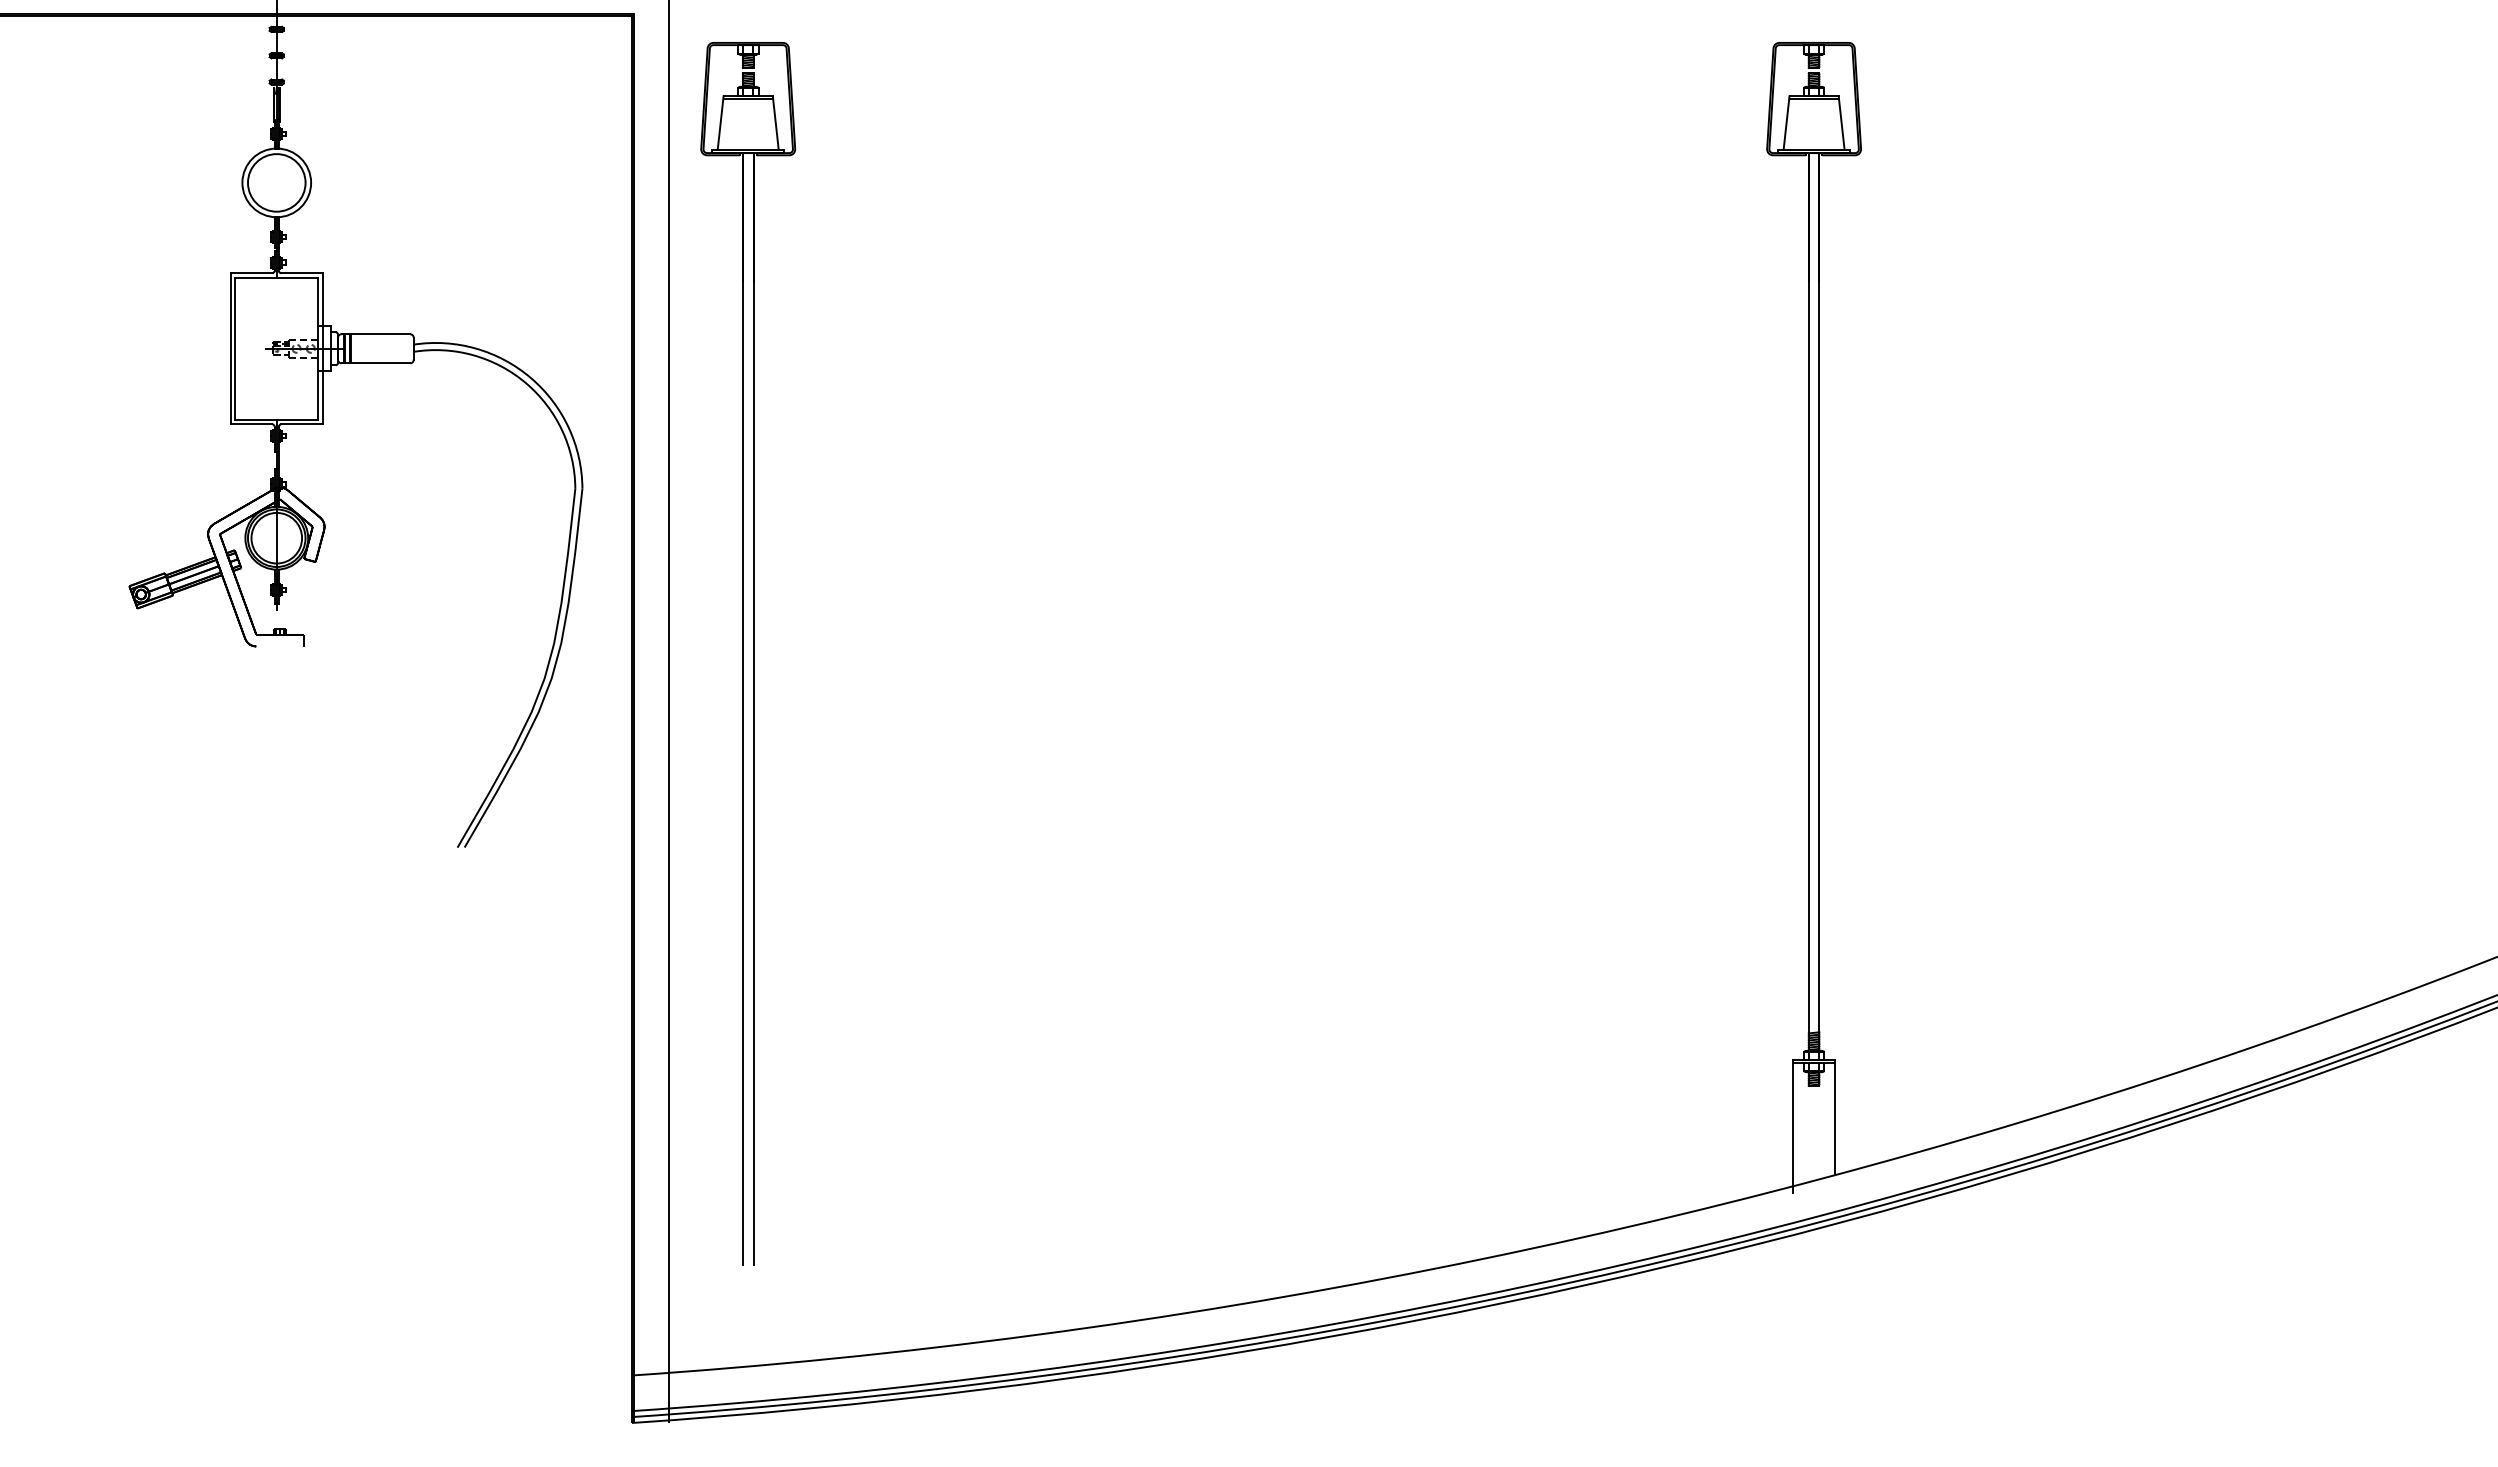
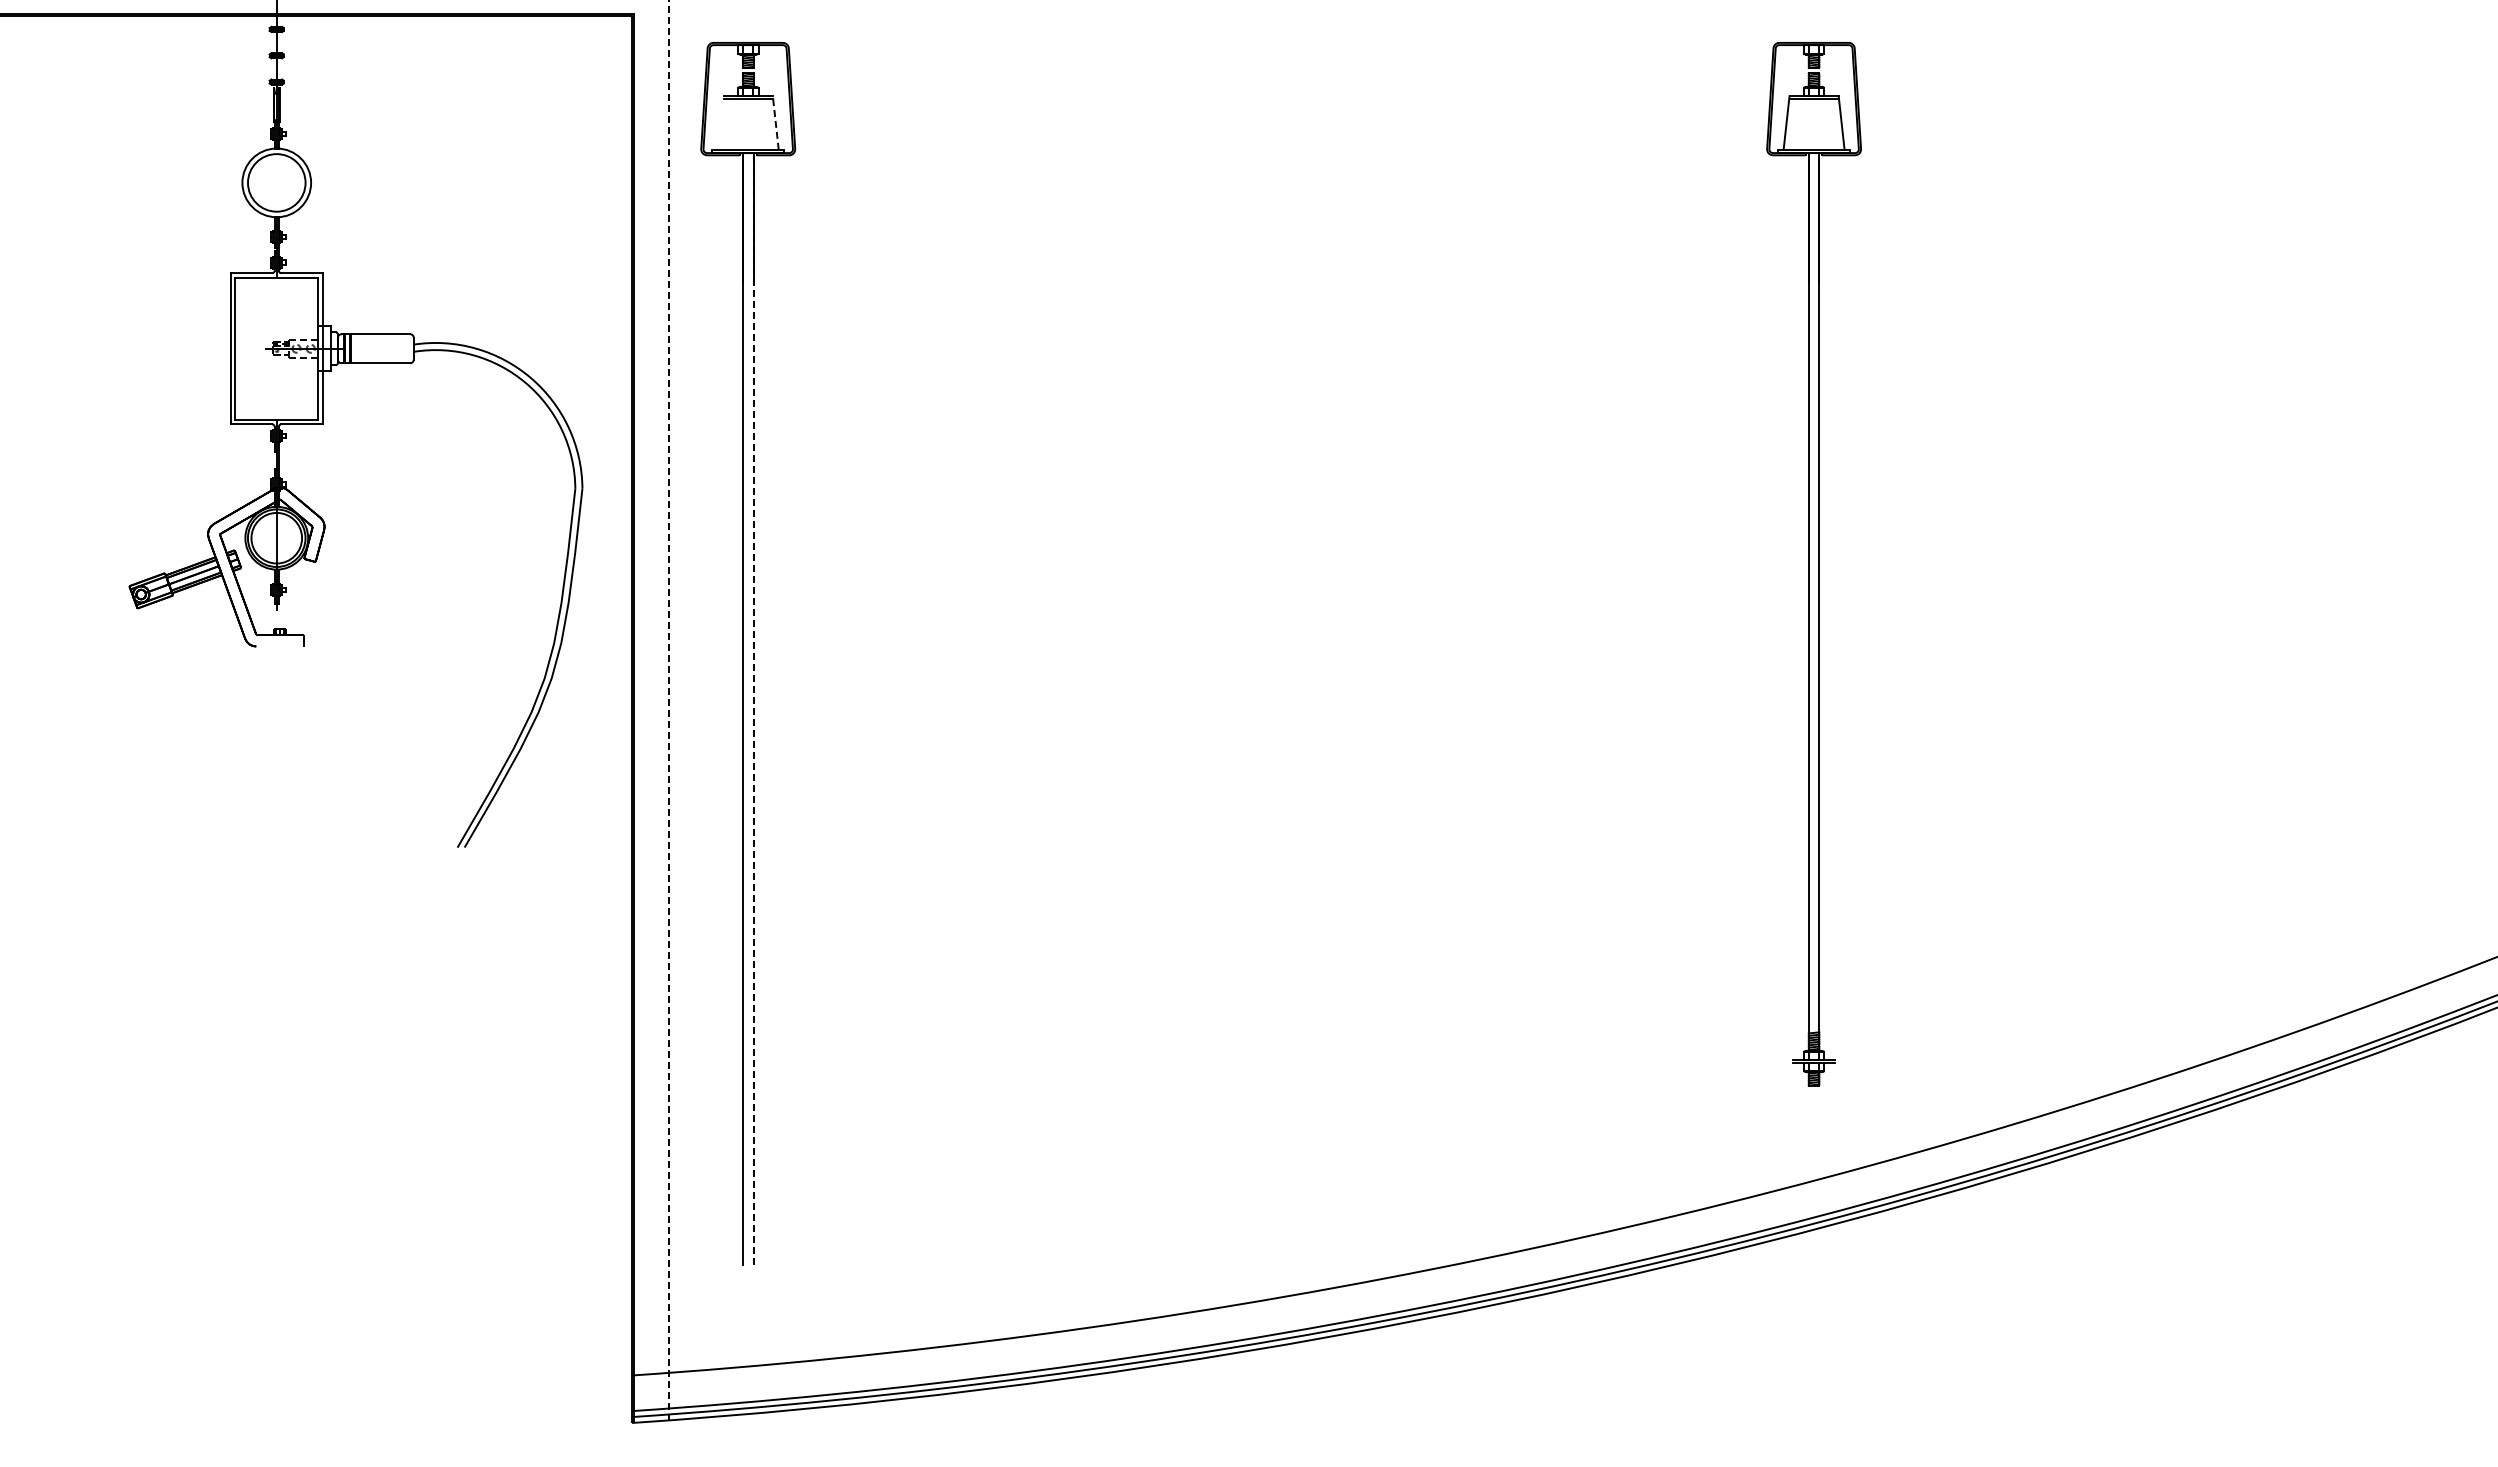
line: present -> none (720, 122)
line: solid -> dashed (775, 123)
line: solid -> dashed (753, 708)
line: solid -> dashed (669, 712)
line: present -> none (1834, 1117)
line: present -> none (1793, 1126)
